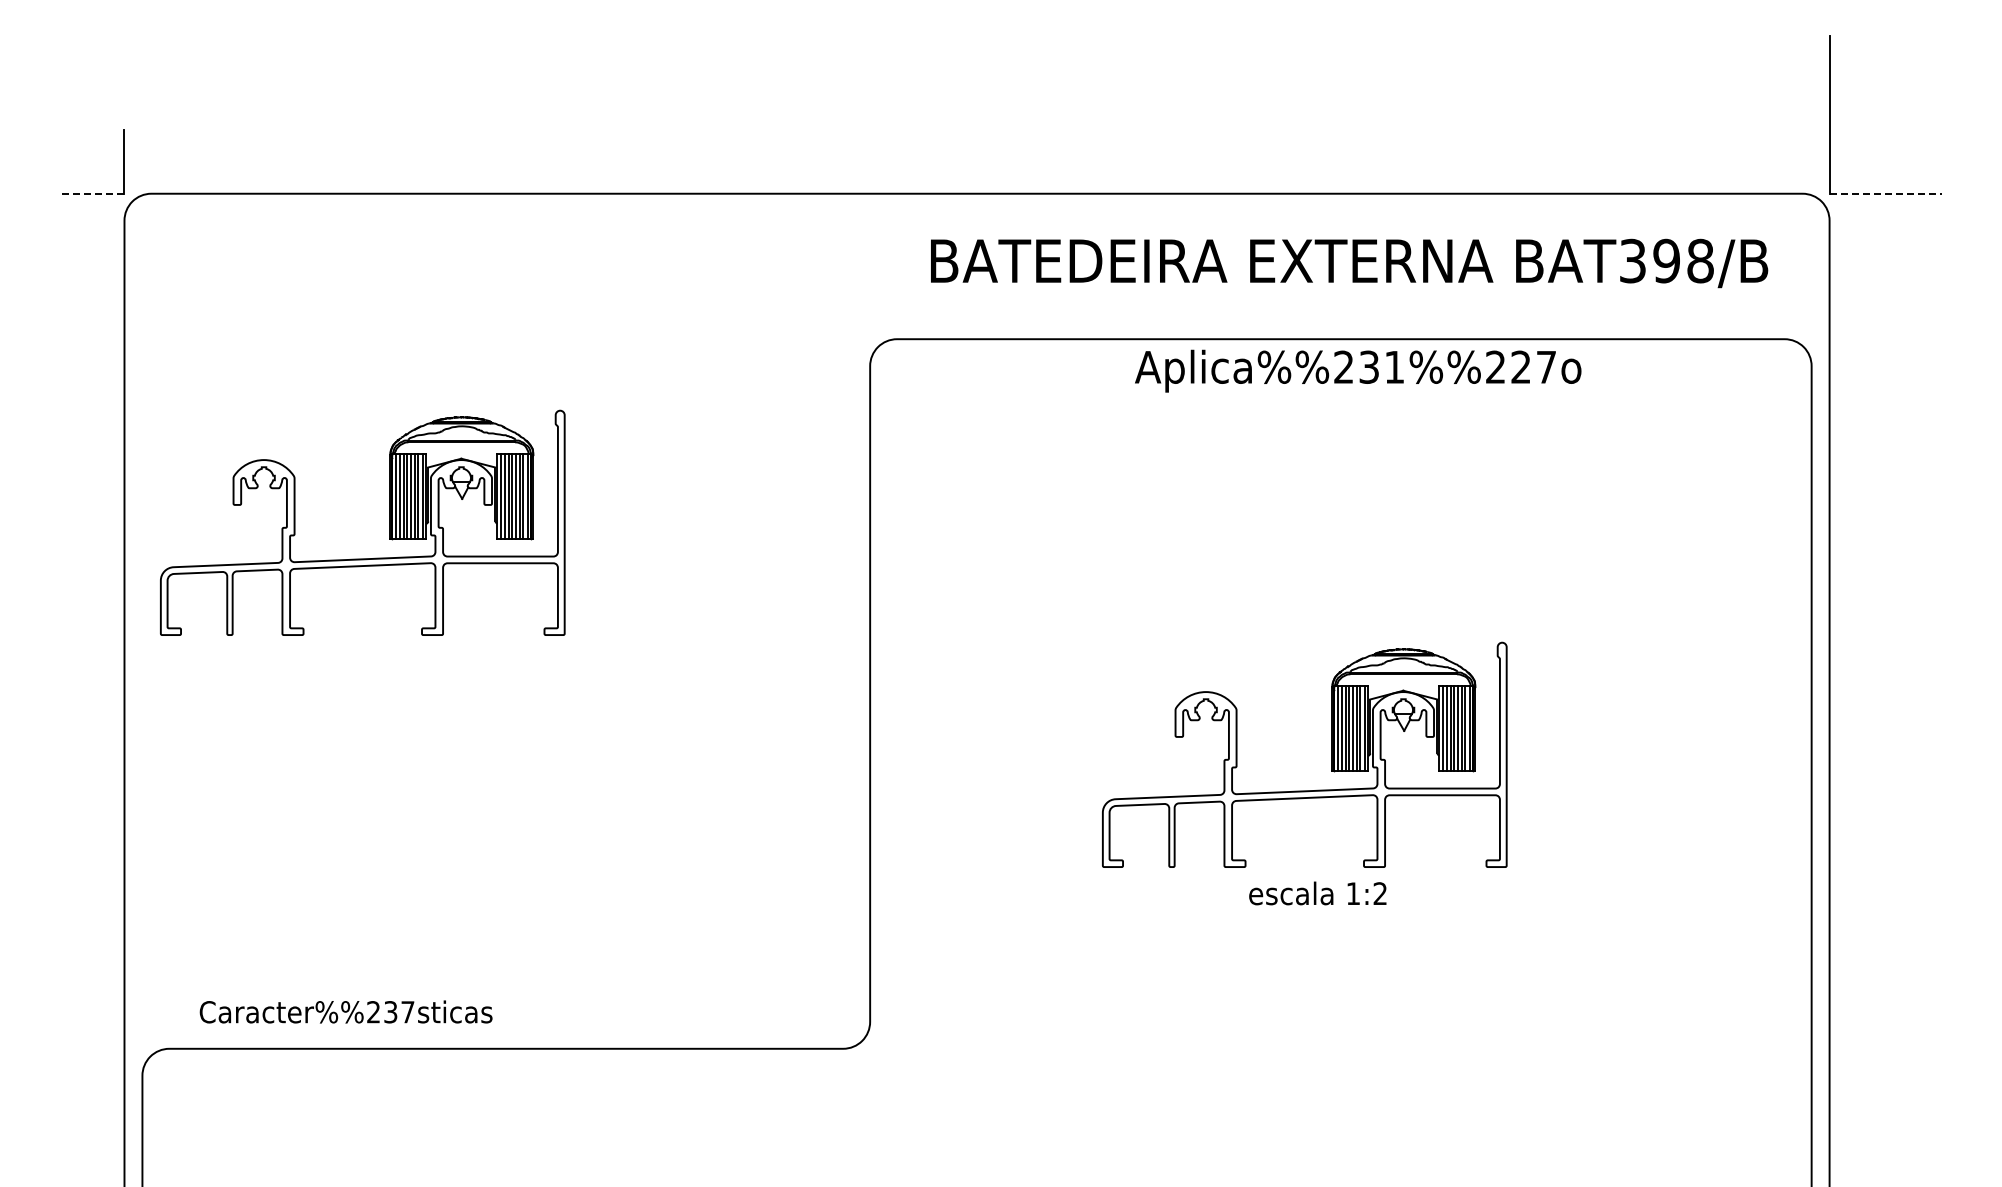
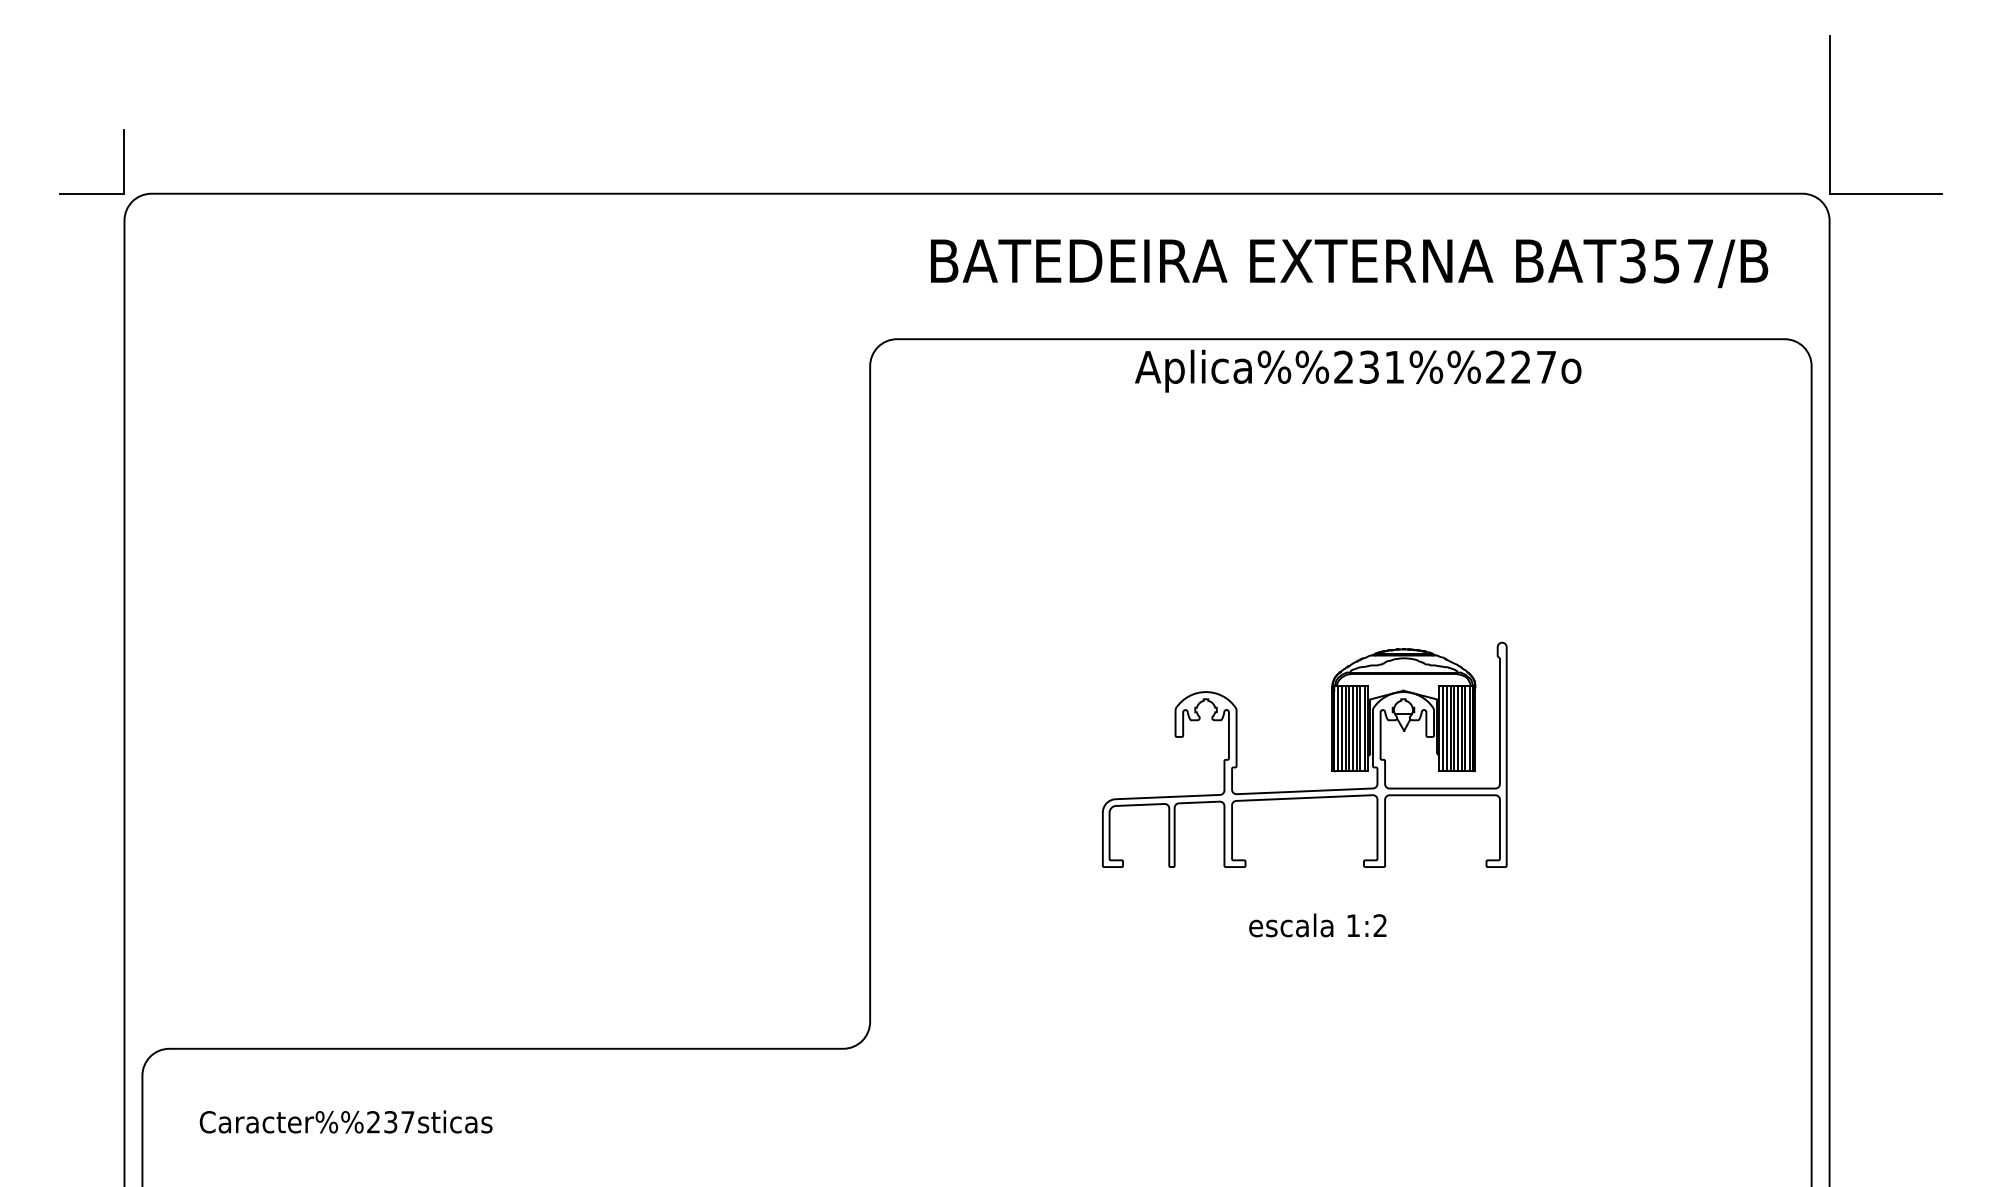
line: dashed -> solid (91, 193)
line: dashed -> solid (1886, 193)
text: BAT398/B -> BAT357/B (1683, 260)
part: present -> none (389, 522)
text position: (1317, 893) -> (1317, 925) (1317, 925)
text position: (345, 1011) -> (345, 1121) (345, 1121)
